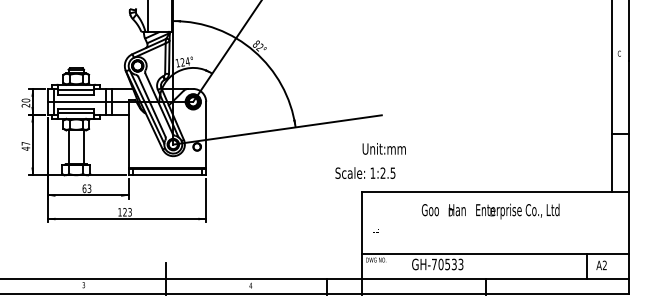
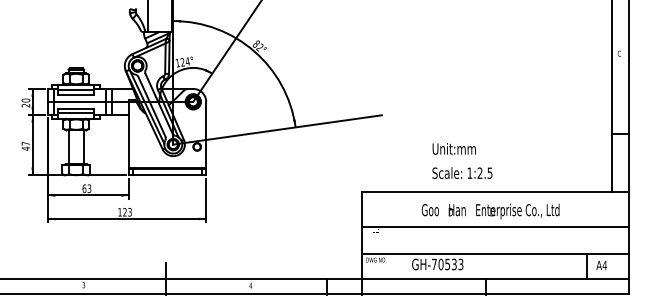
text position: (383, 148) -> (453, 148) (453, 148)
text position: (365, 172) -> (462, 172) (462, 172)
line: none -> present (494, 226)
text: A2 -> A4 (604, 265)
